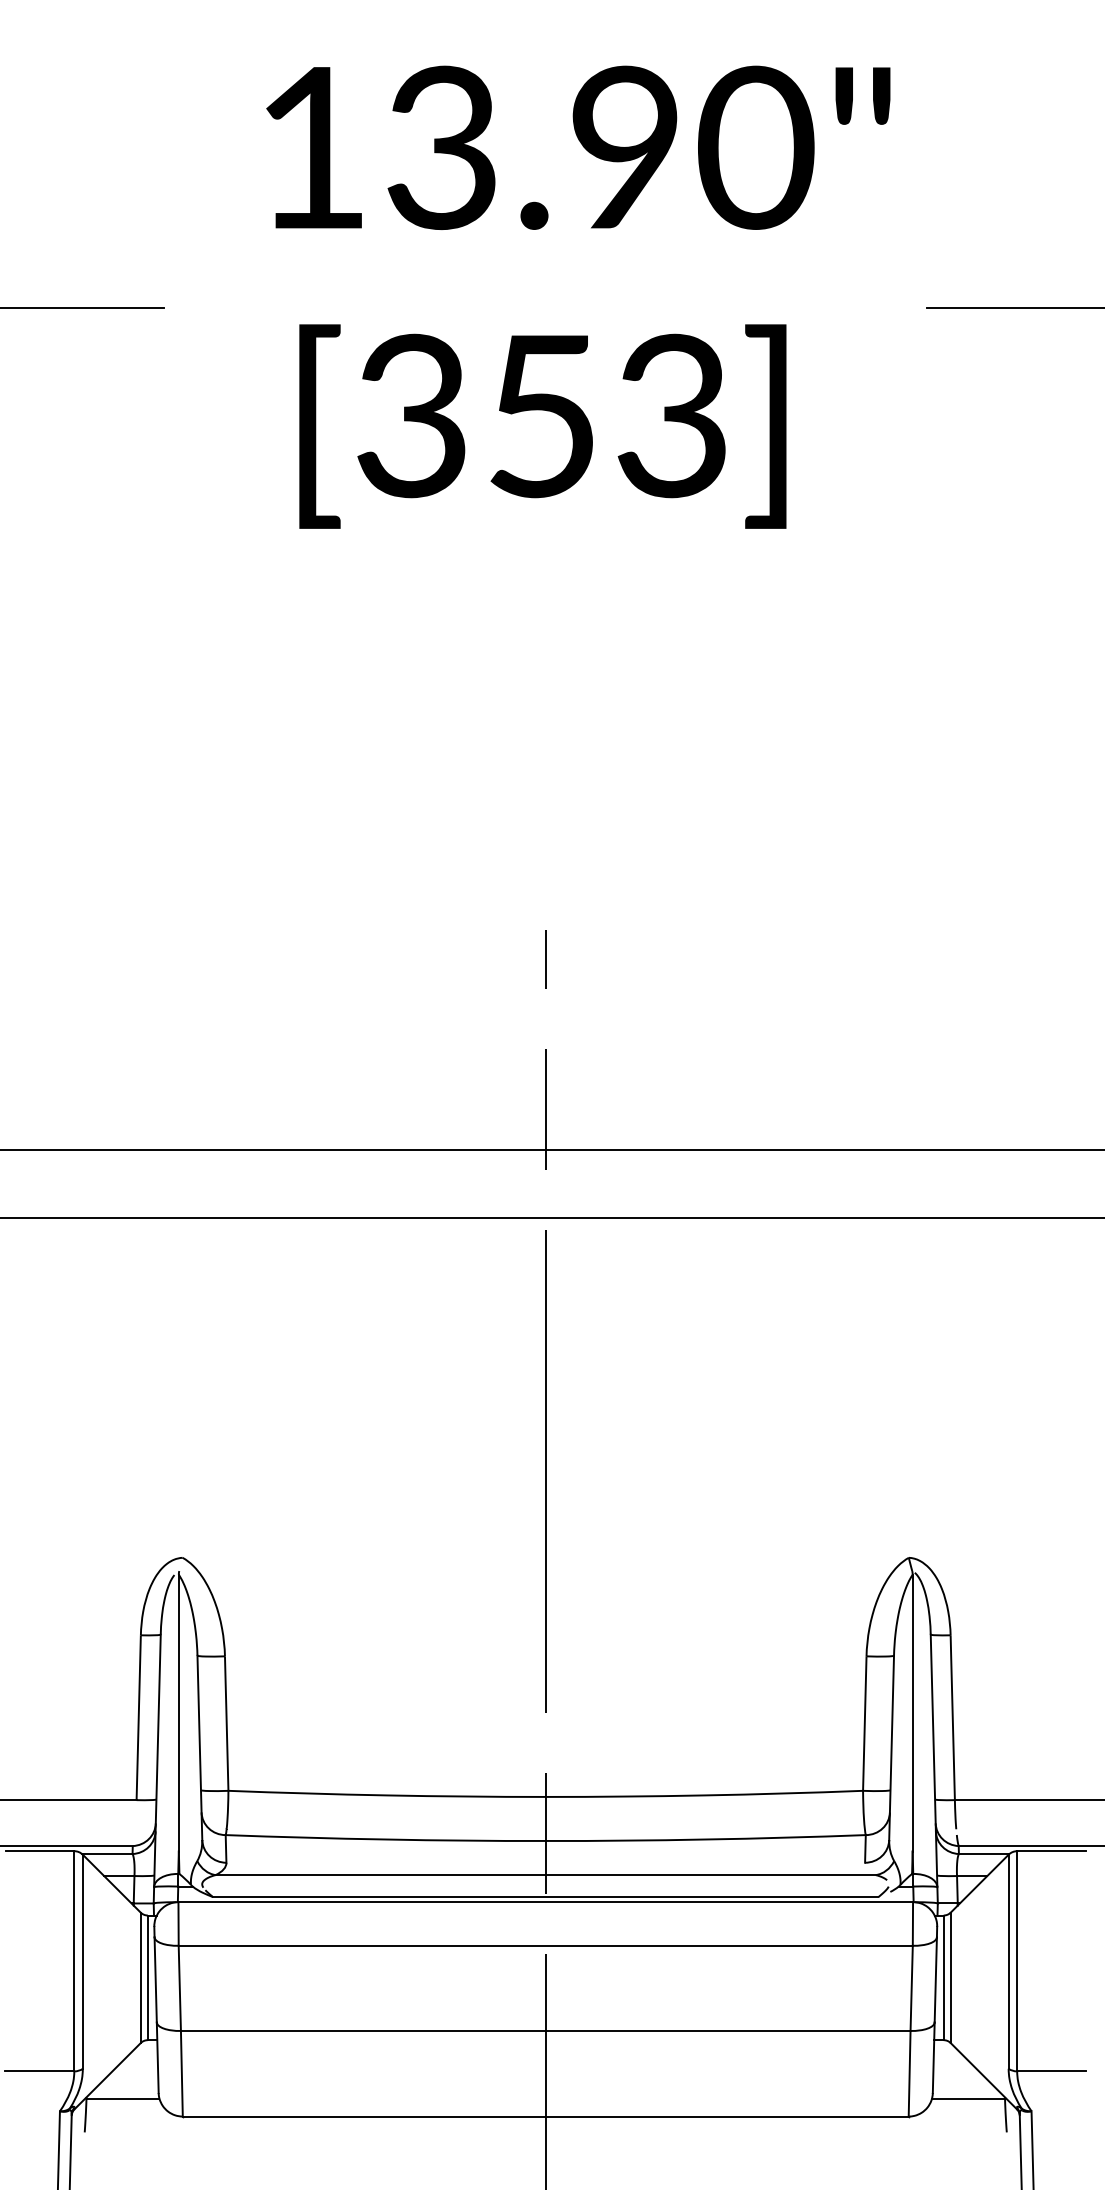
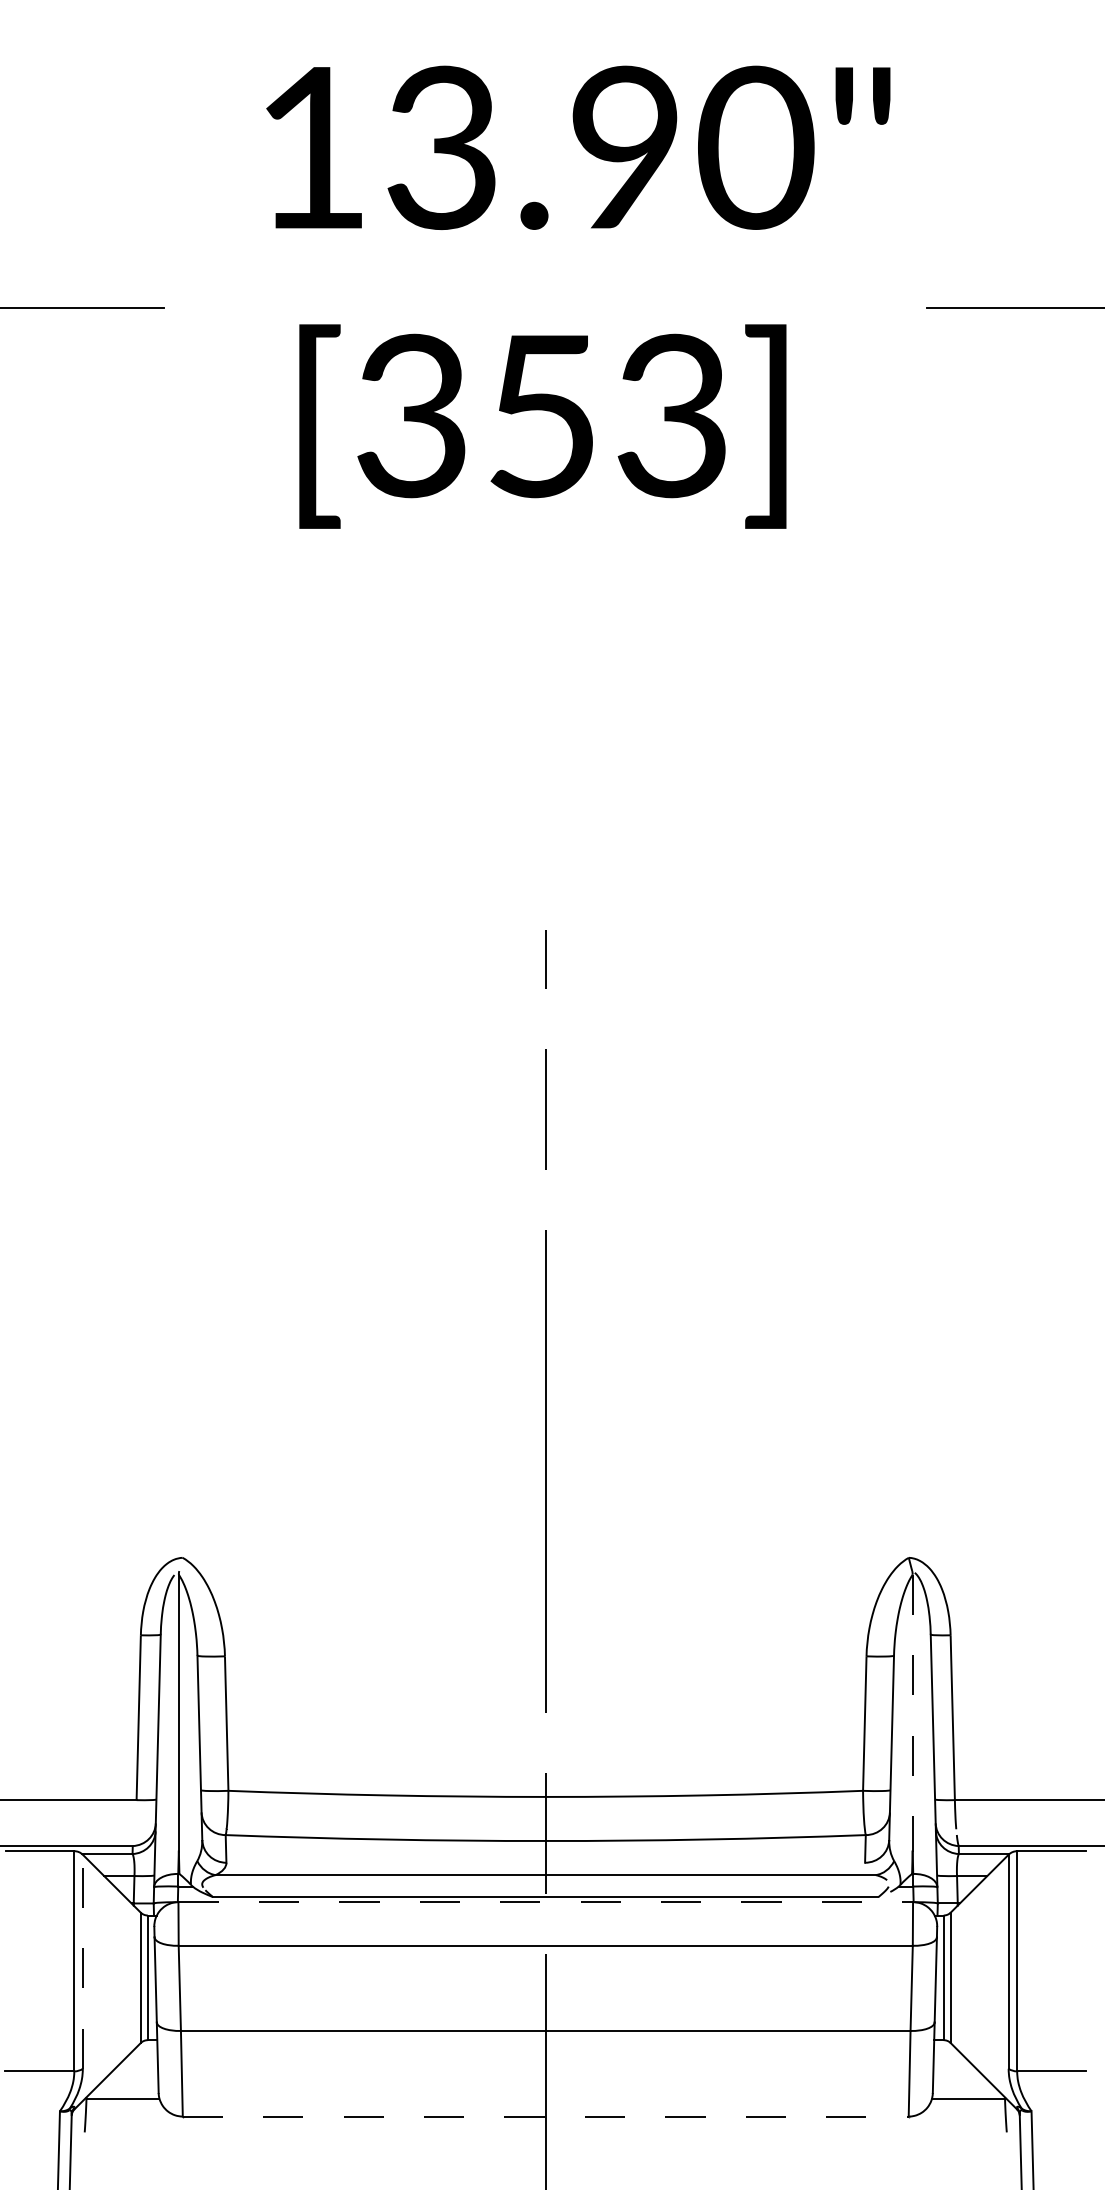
line: present -> none (551, 1149)
line: present -> none (551, 1218)
line: solid -> dashed (912, 1713)
line: solid -> dashed (546, 1902)
line: solid -> dashed (82, 1961)
line: solid -> dashed (545, 2116)
